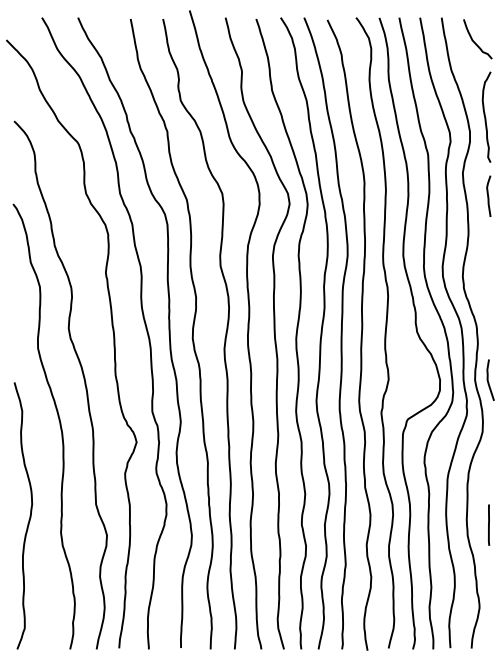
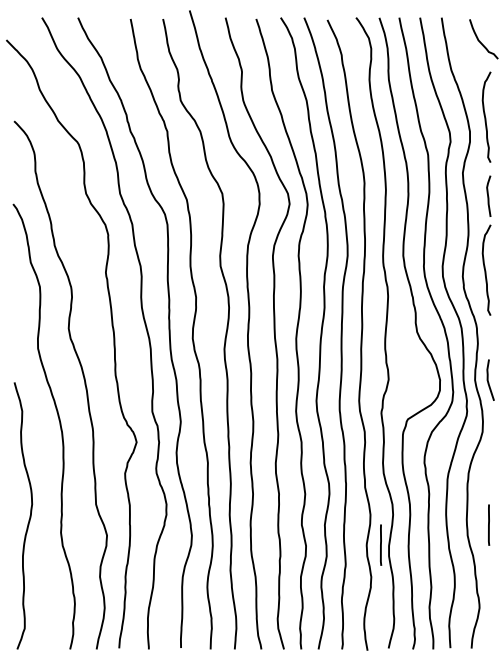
curve position: (474, 41) -> (480, 41) (480, 41)
curve: none -> present (485, 269)
line: none -> present (381, 544)
